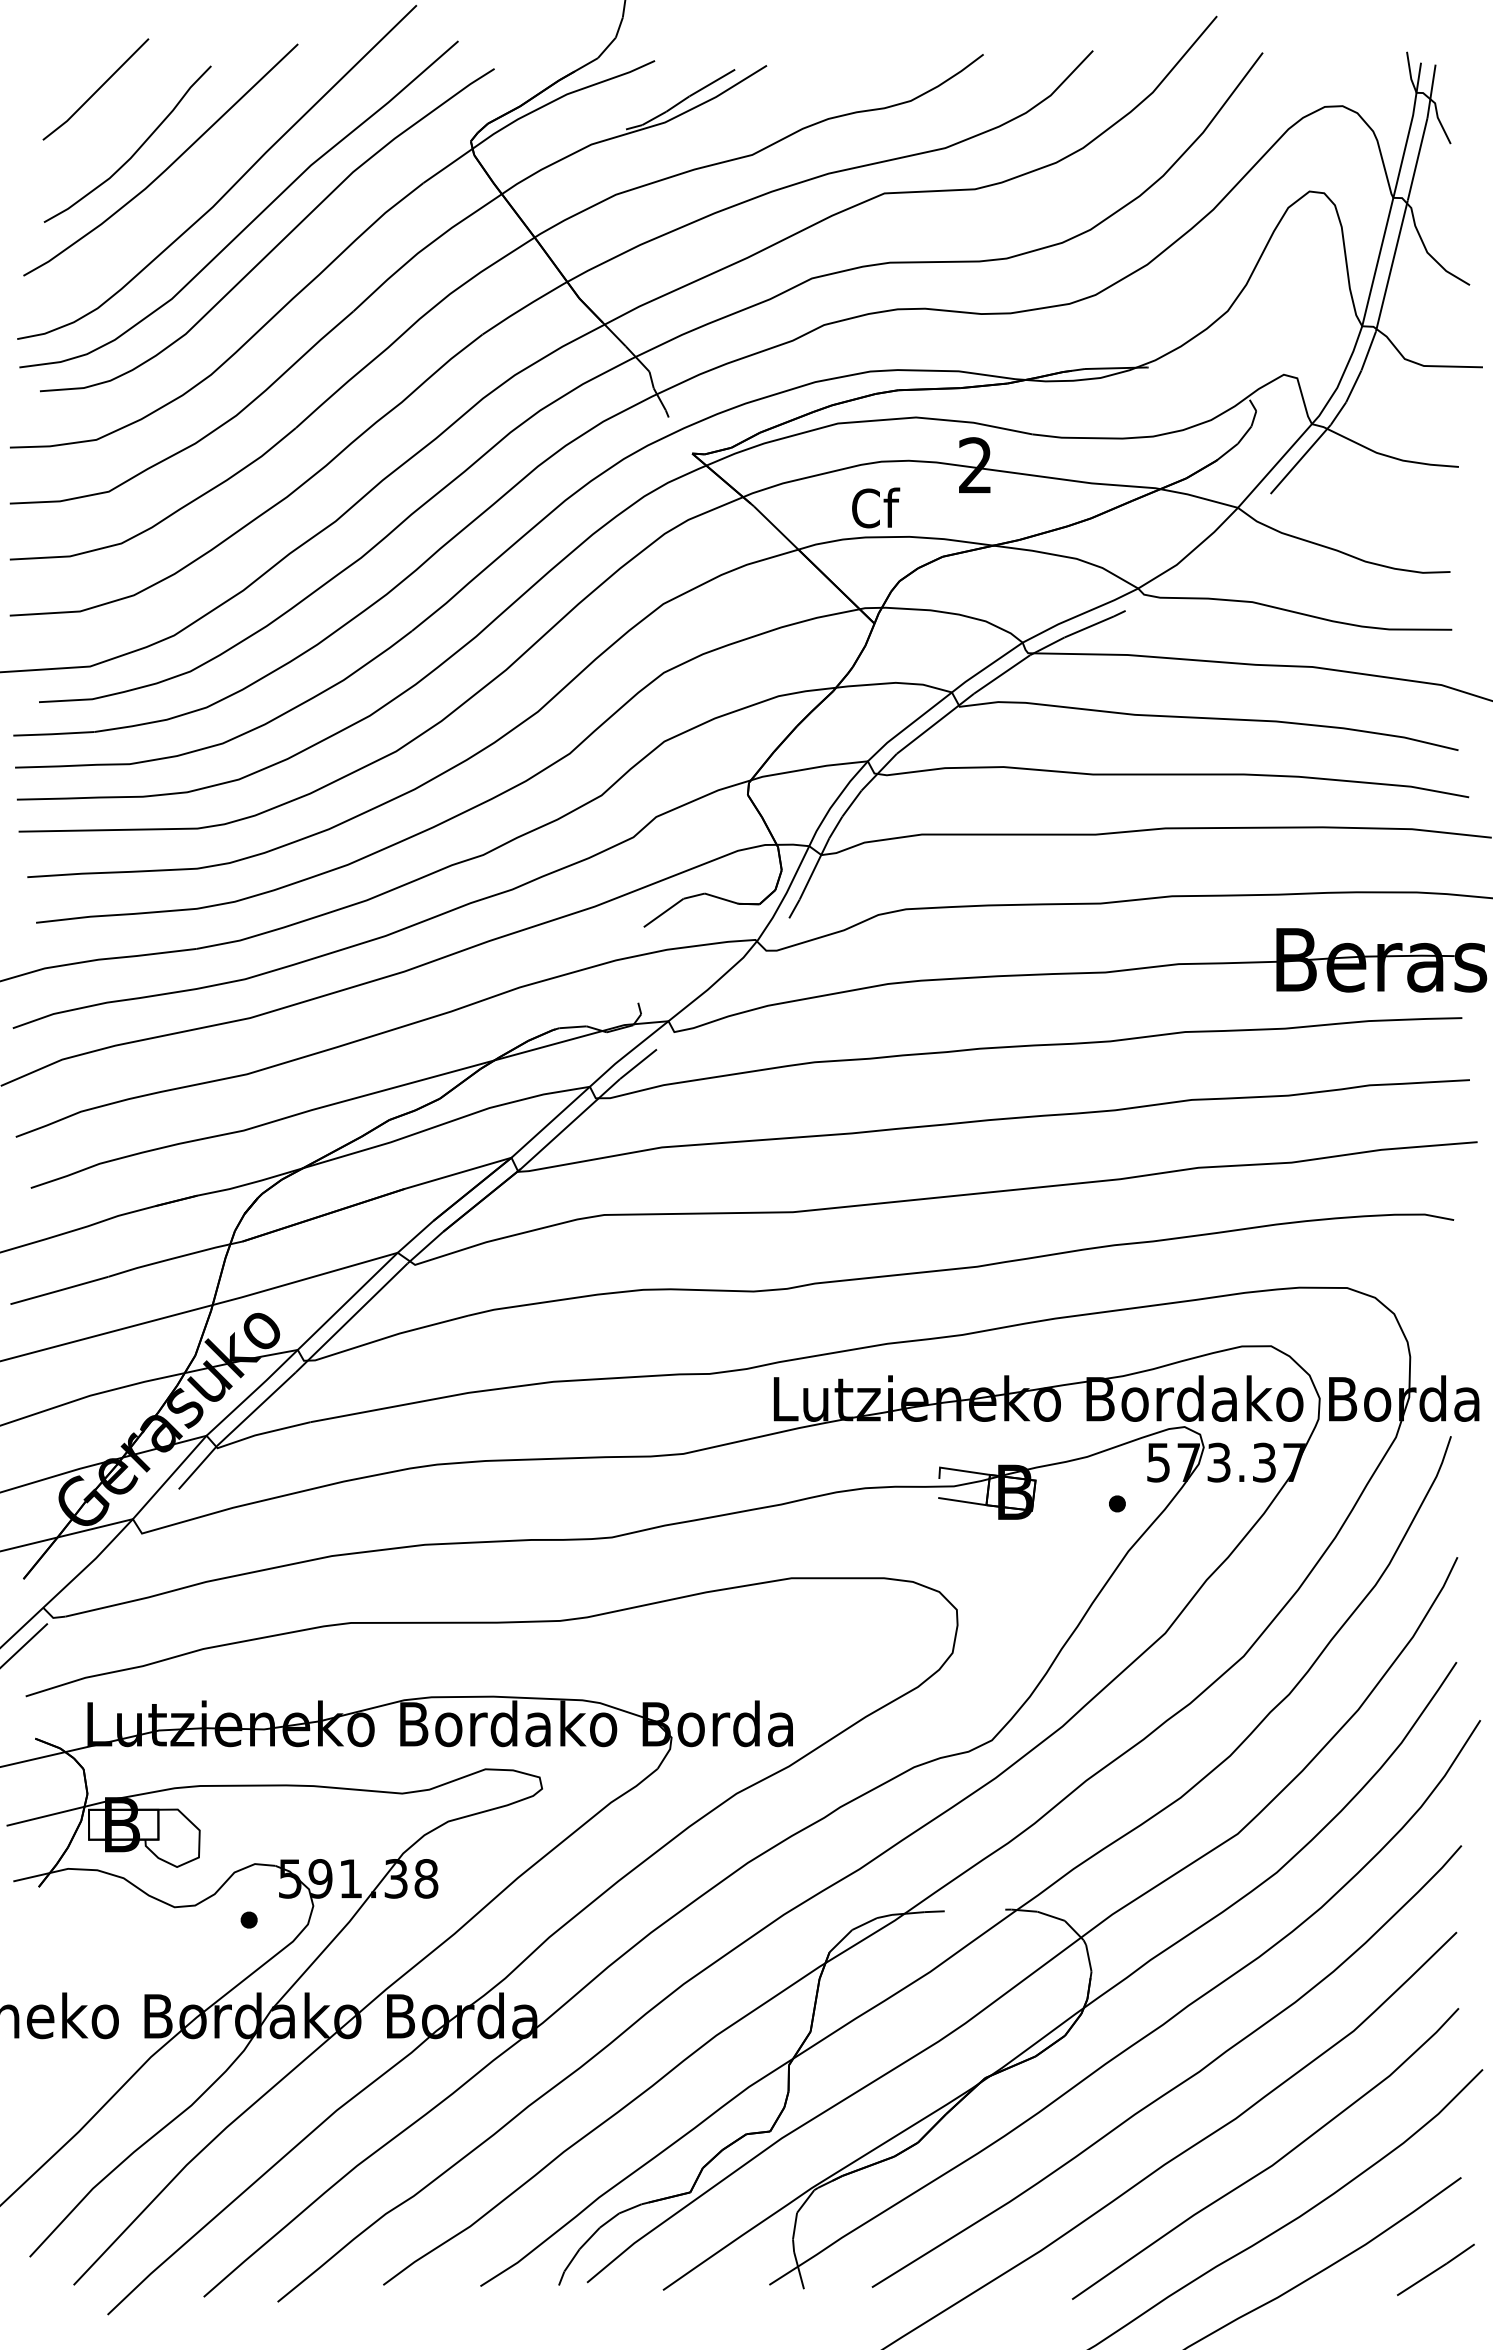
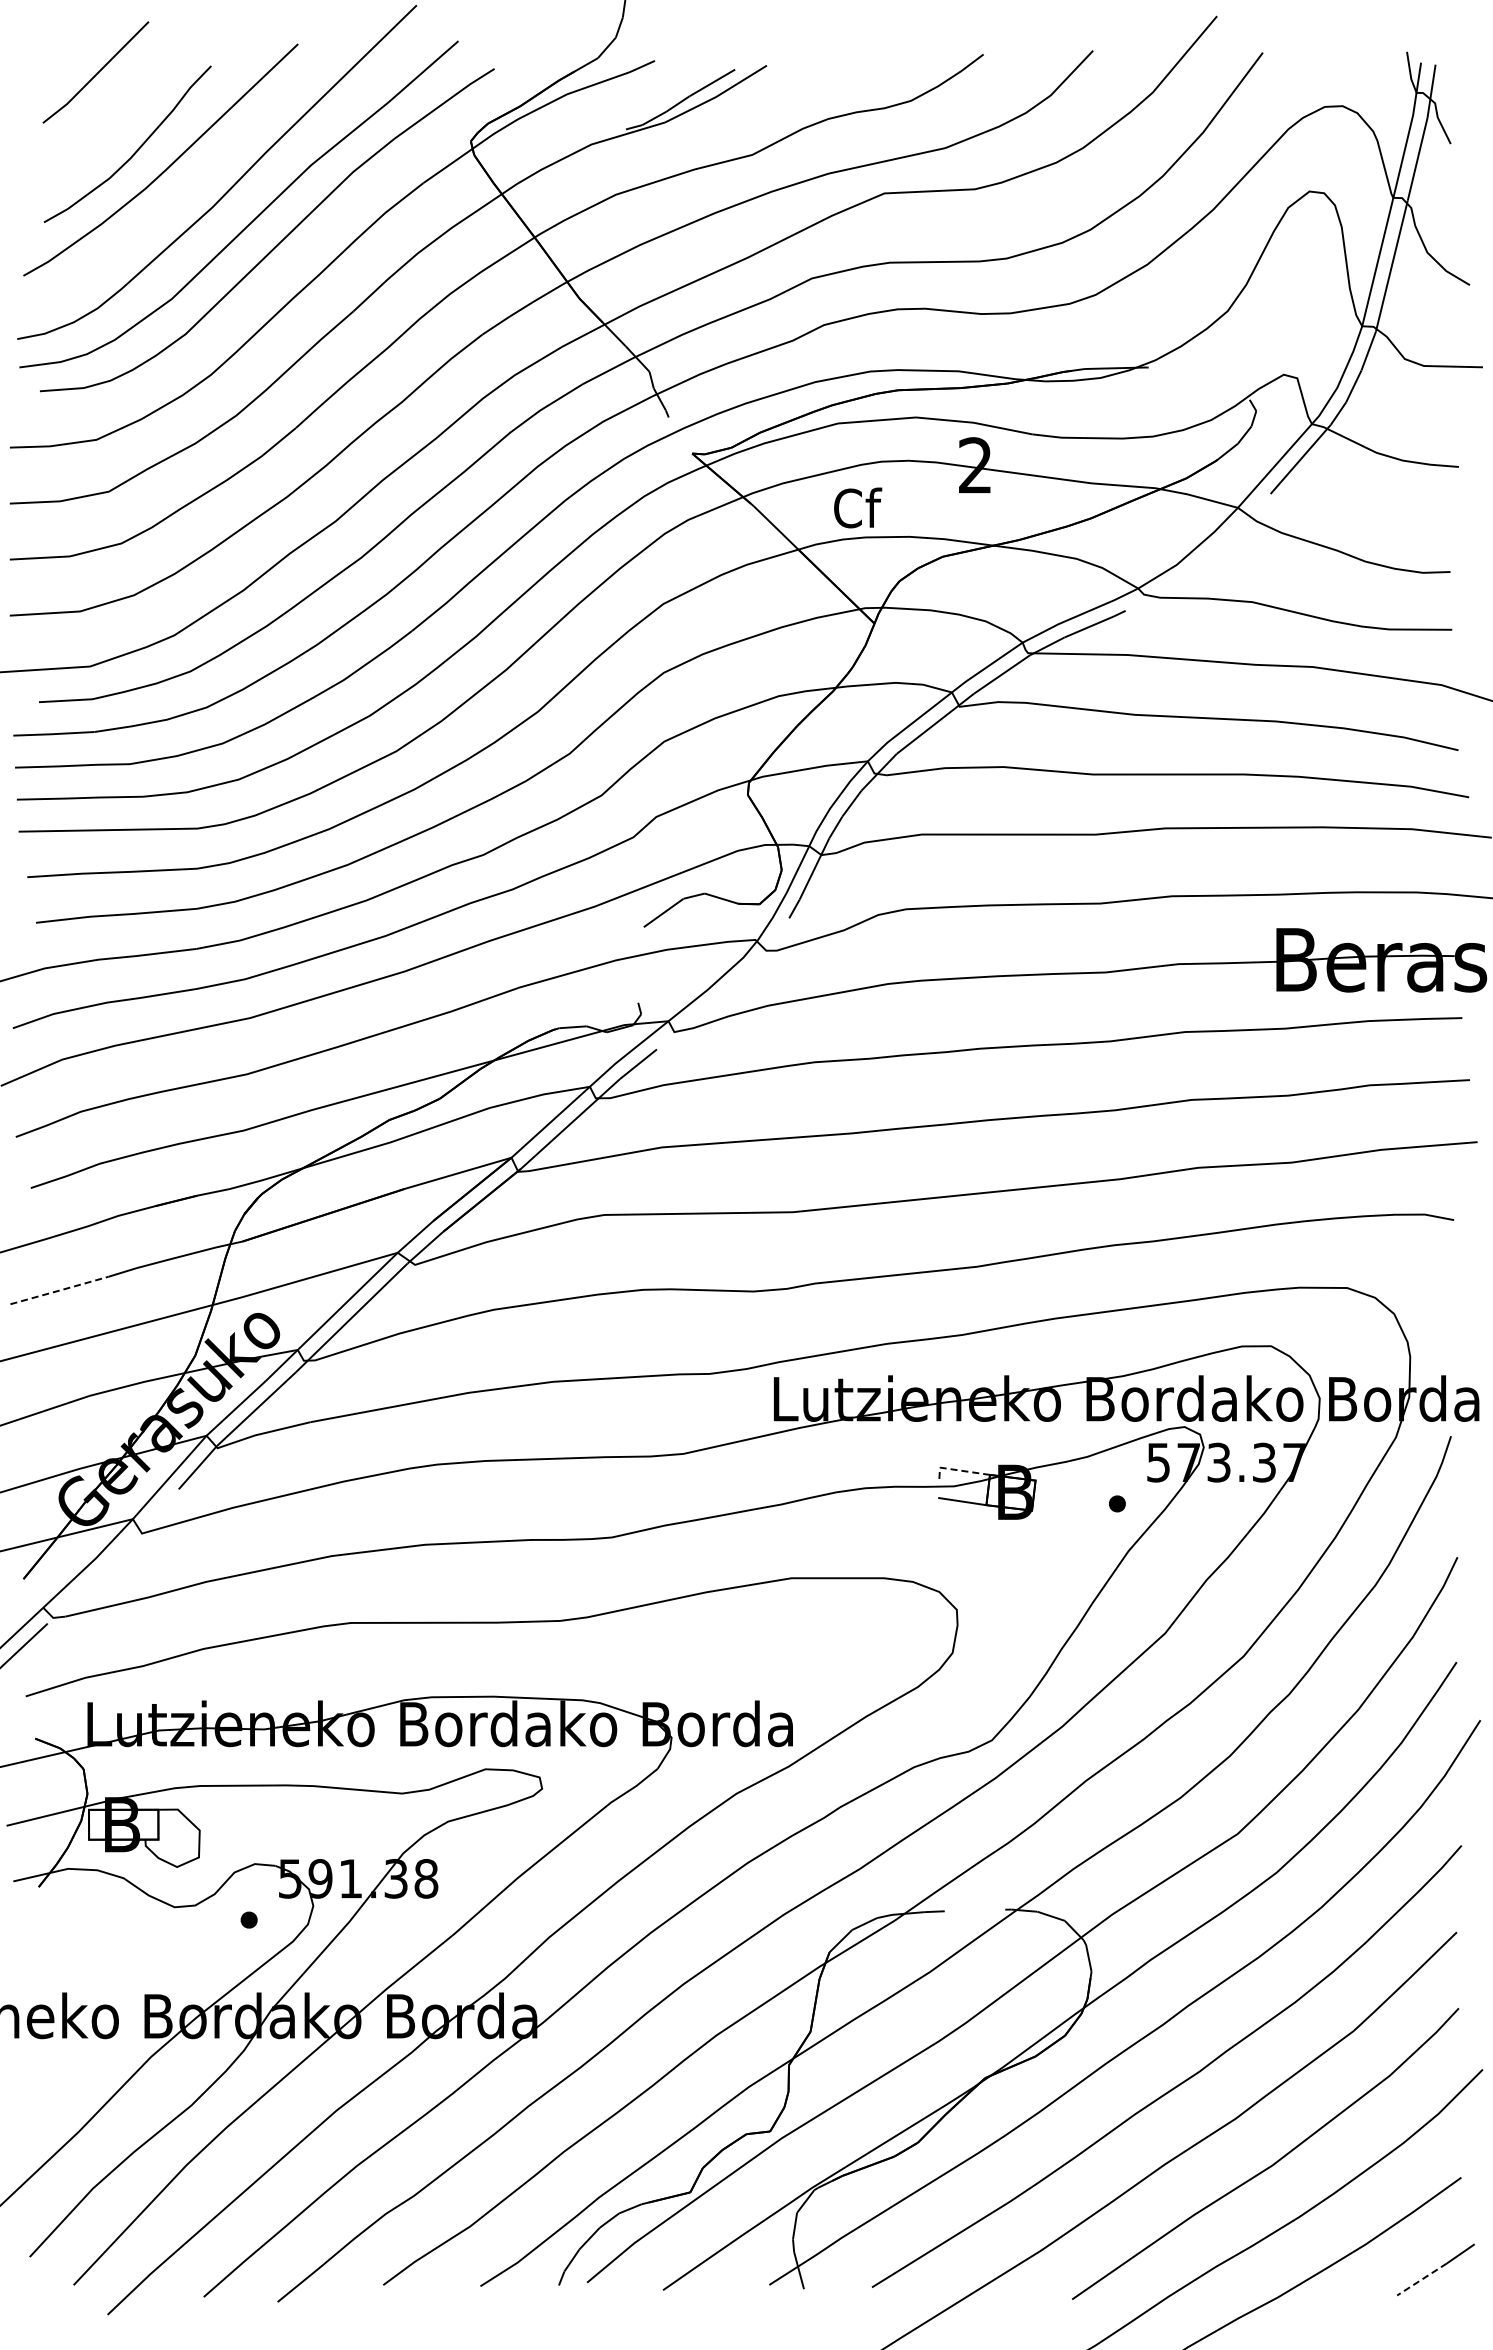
line position: (96, 90) -> (96, 73) (96, 73)
text position: (876, 507) -> (858, 507) (858, 507)
line: solid -> dashed (59, 1290)
line: solid -> dashed (958, 1470)
line: solid -> dashed (1422, 2279)
